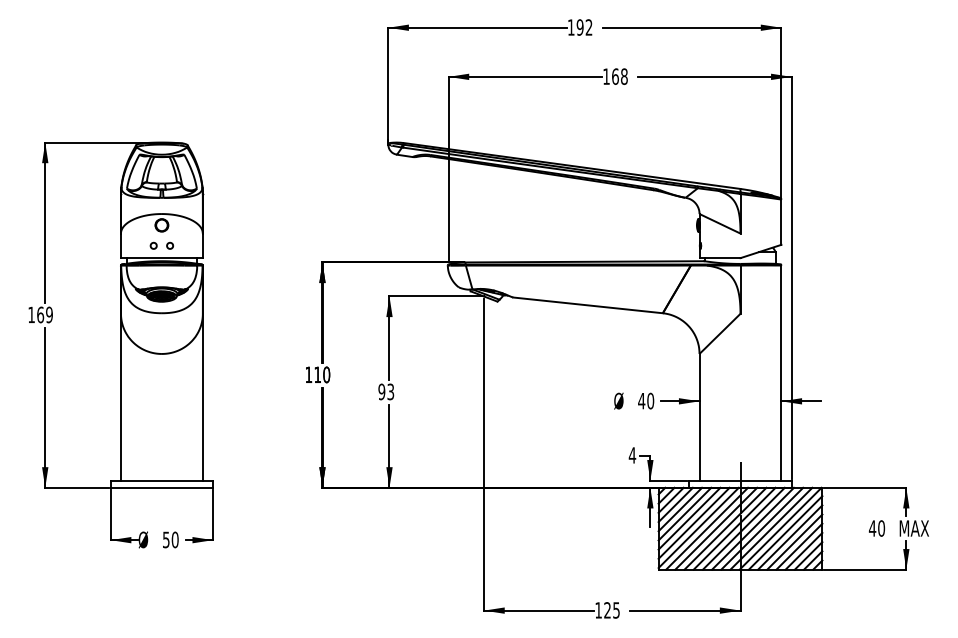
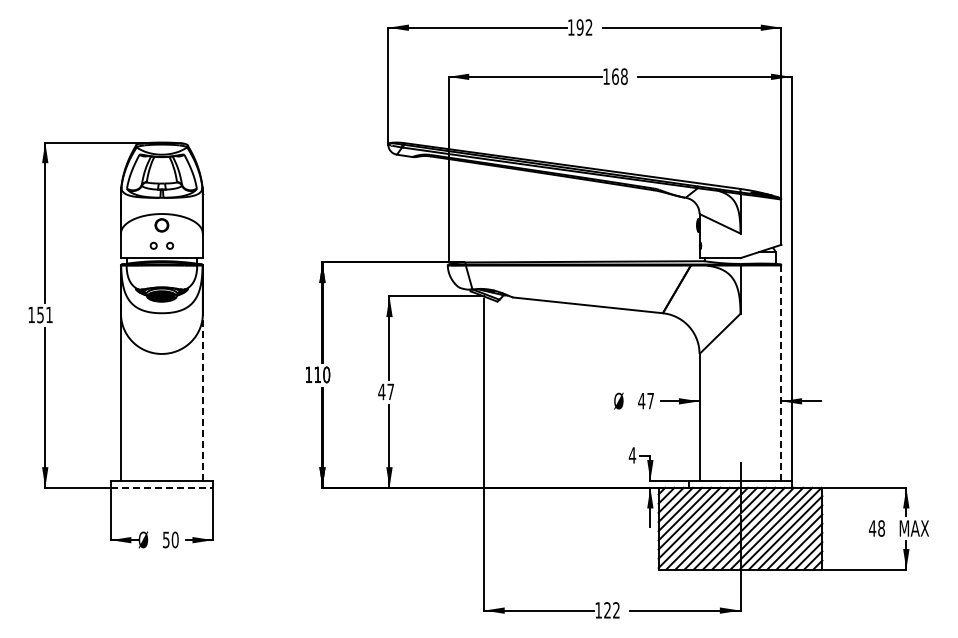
text: 169 -> 151 (44, 314)
line: solid -> dashed (781, 373)
text: 93 -> 47 (386, 391)
line: solid -> dashed (202, 396)
text: 40 -> 47 (650, 400)
line: solid -> dashed (162, 487)
text: 40 -> 48 (881, 528)
text: 125 -> 122 (616, 610)
